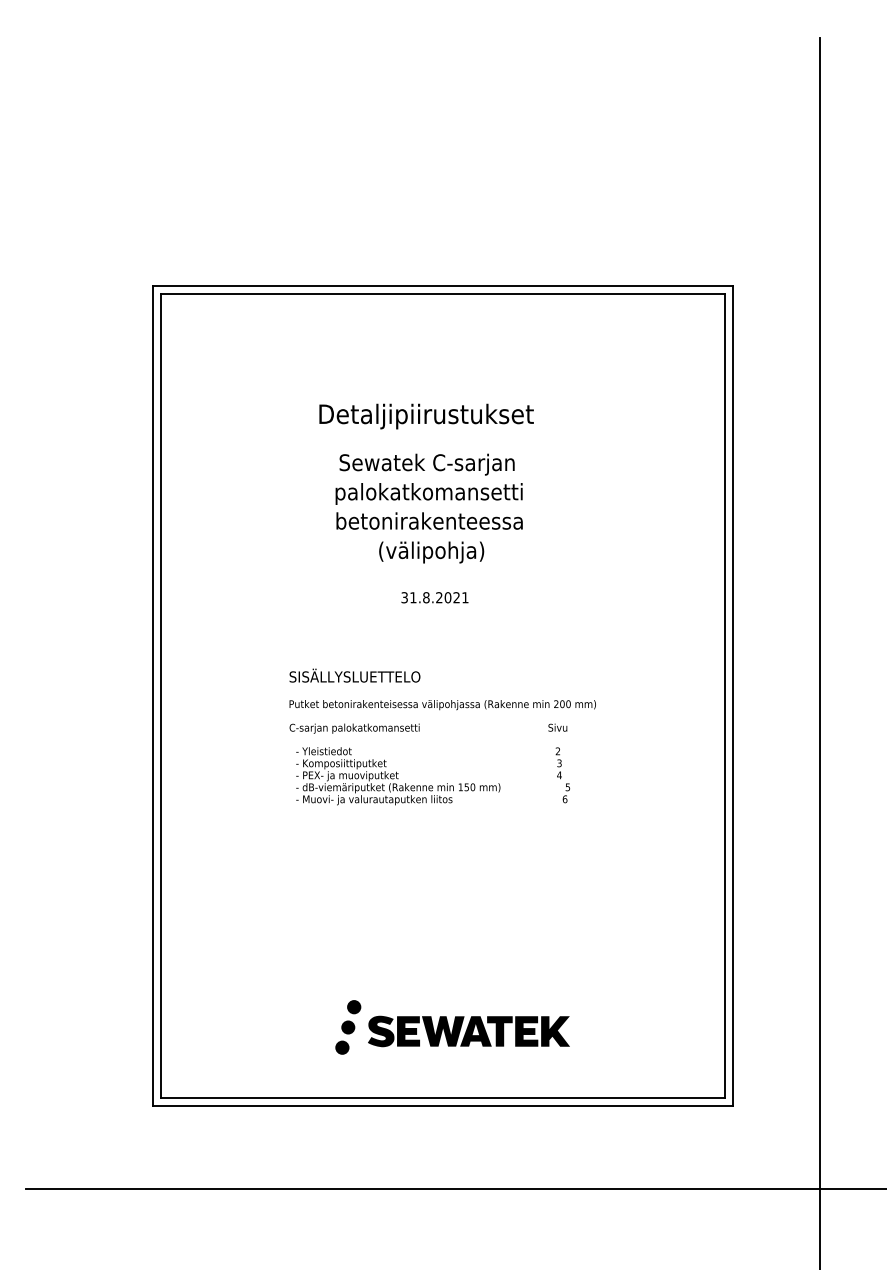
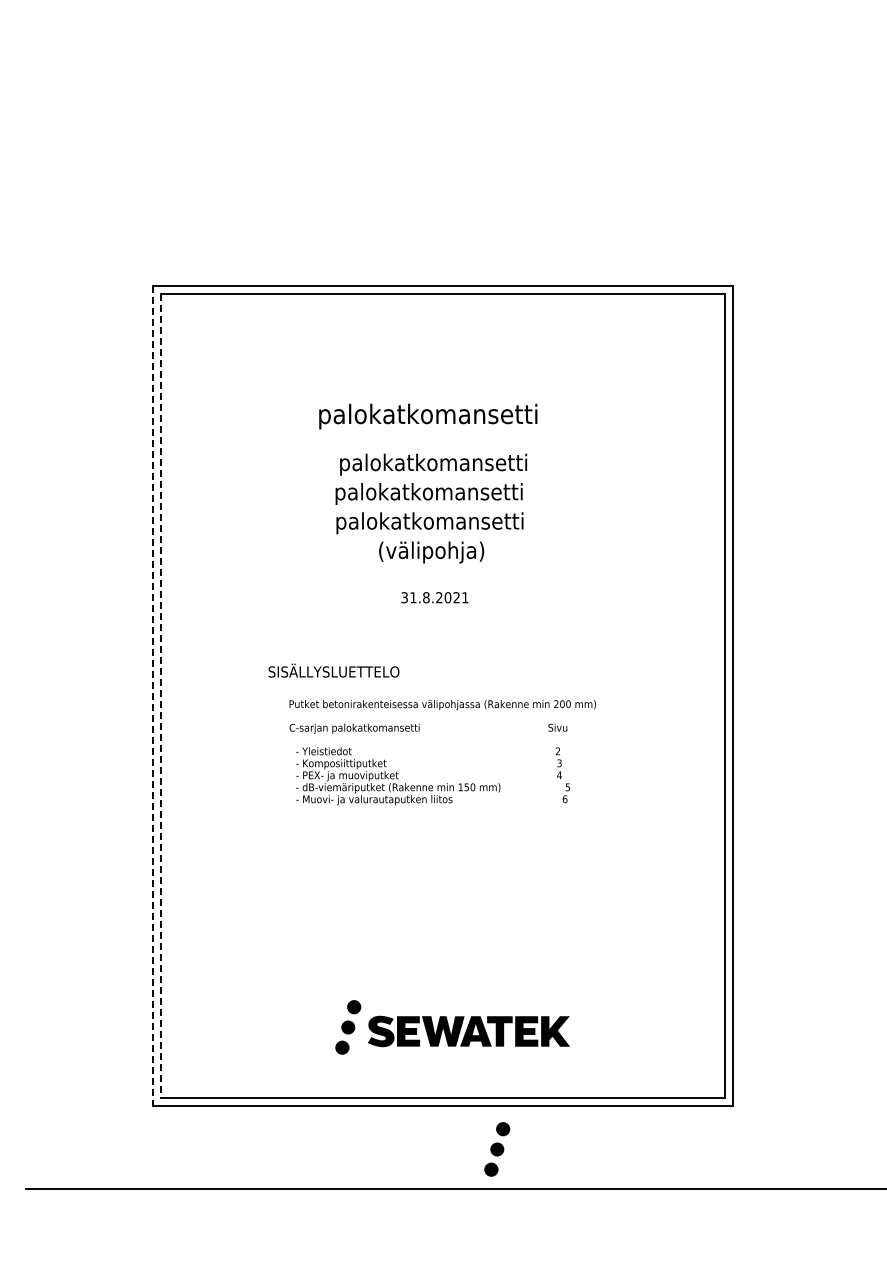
text: Detaljipiirustukset -> palokatkomansetti (428, 416)
text: Sewatek C-sarjan -> palokatkomansetti (433, 464)
text: betonirakenteessa -> palokatkomansetti (429, 523)
line: present -> none (819, 652)
text position: (354, 675) -> (333, 670) (333, 670)
line: solid -> dashed (161, 695)
line: solid -> dashed (153, 696)
part: none -> present (497, 1149)
